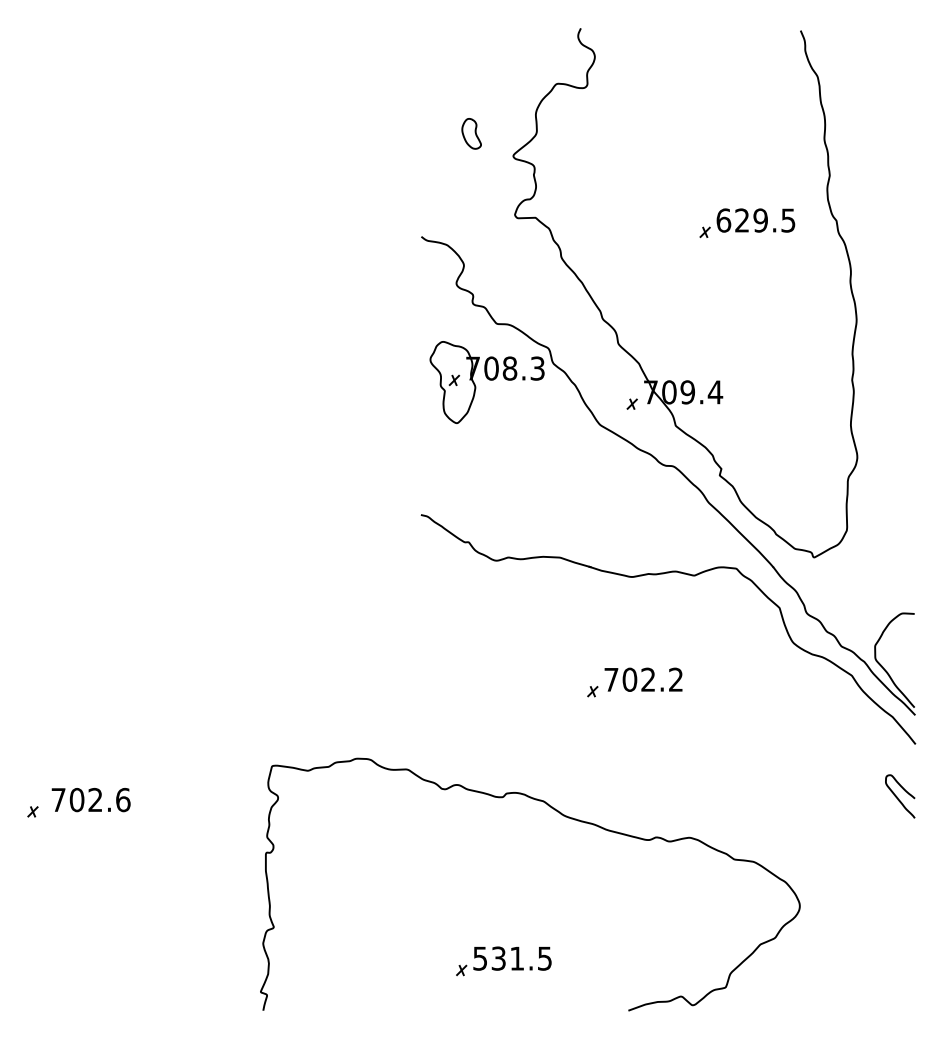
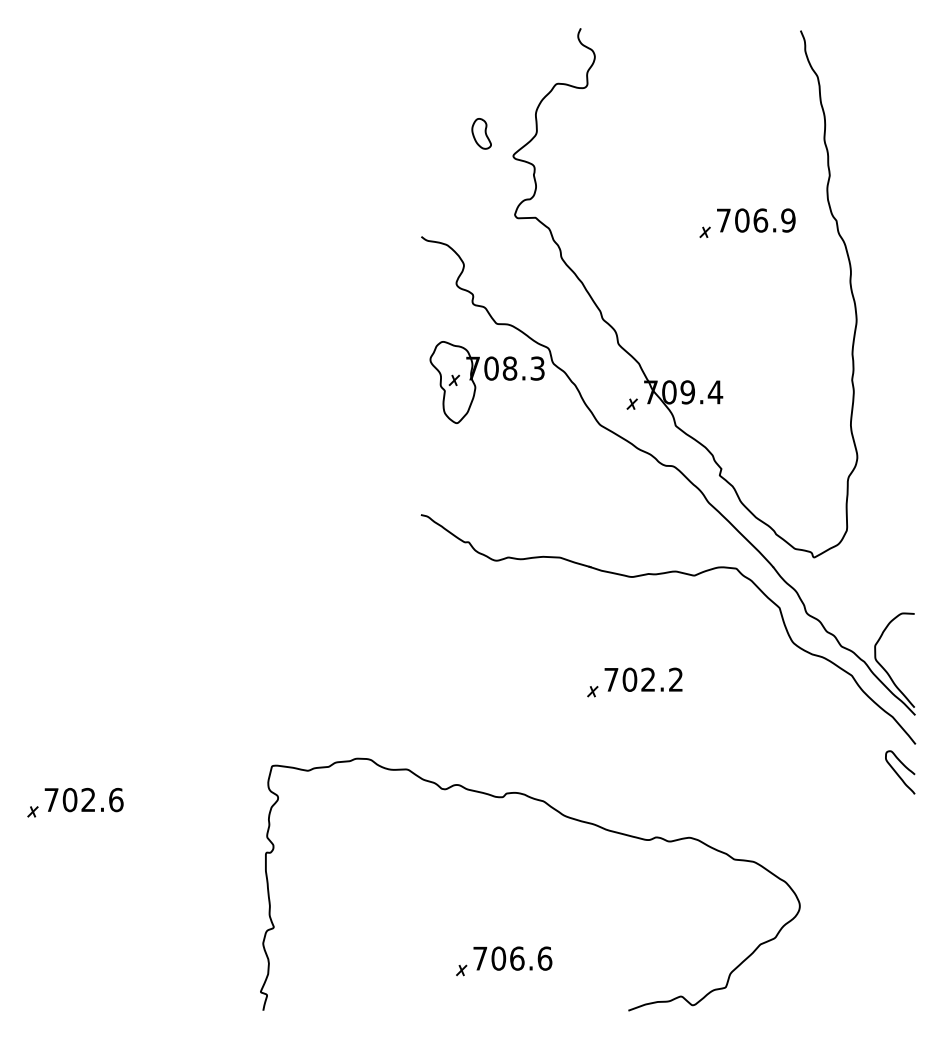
part position: (471, 133) -> (481, 133) (481, 133)
text: 629.5 -> 706.9 (755, 220)
curve position: (898, 797) -> (898, 773) (898, 773)
text position: (90, 800) -> (83, 800) (83, 800)
text: 531.5 -> 706.6 (512, 958)
